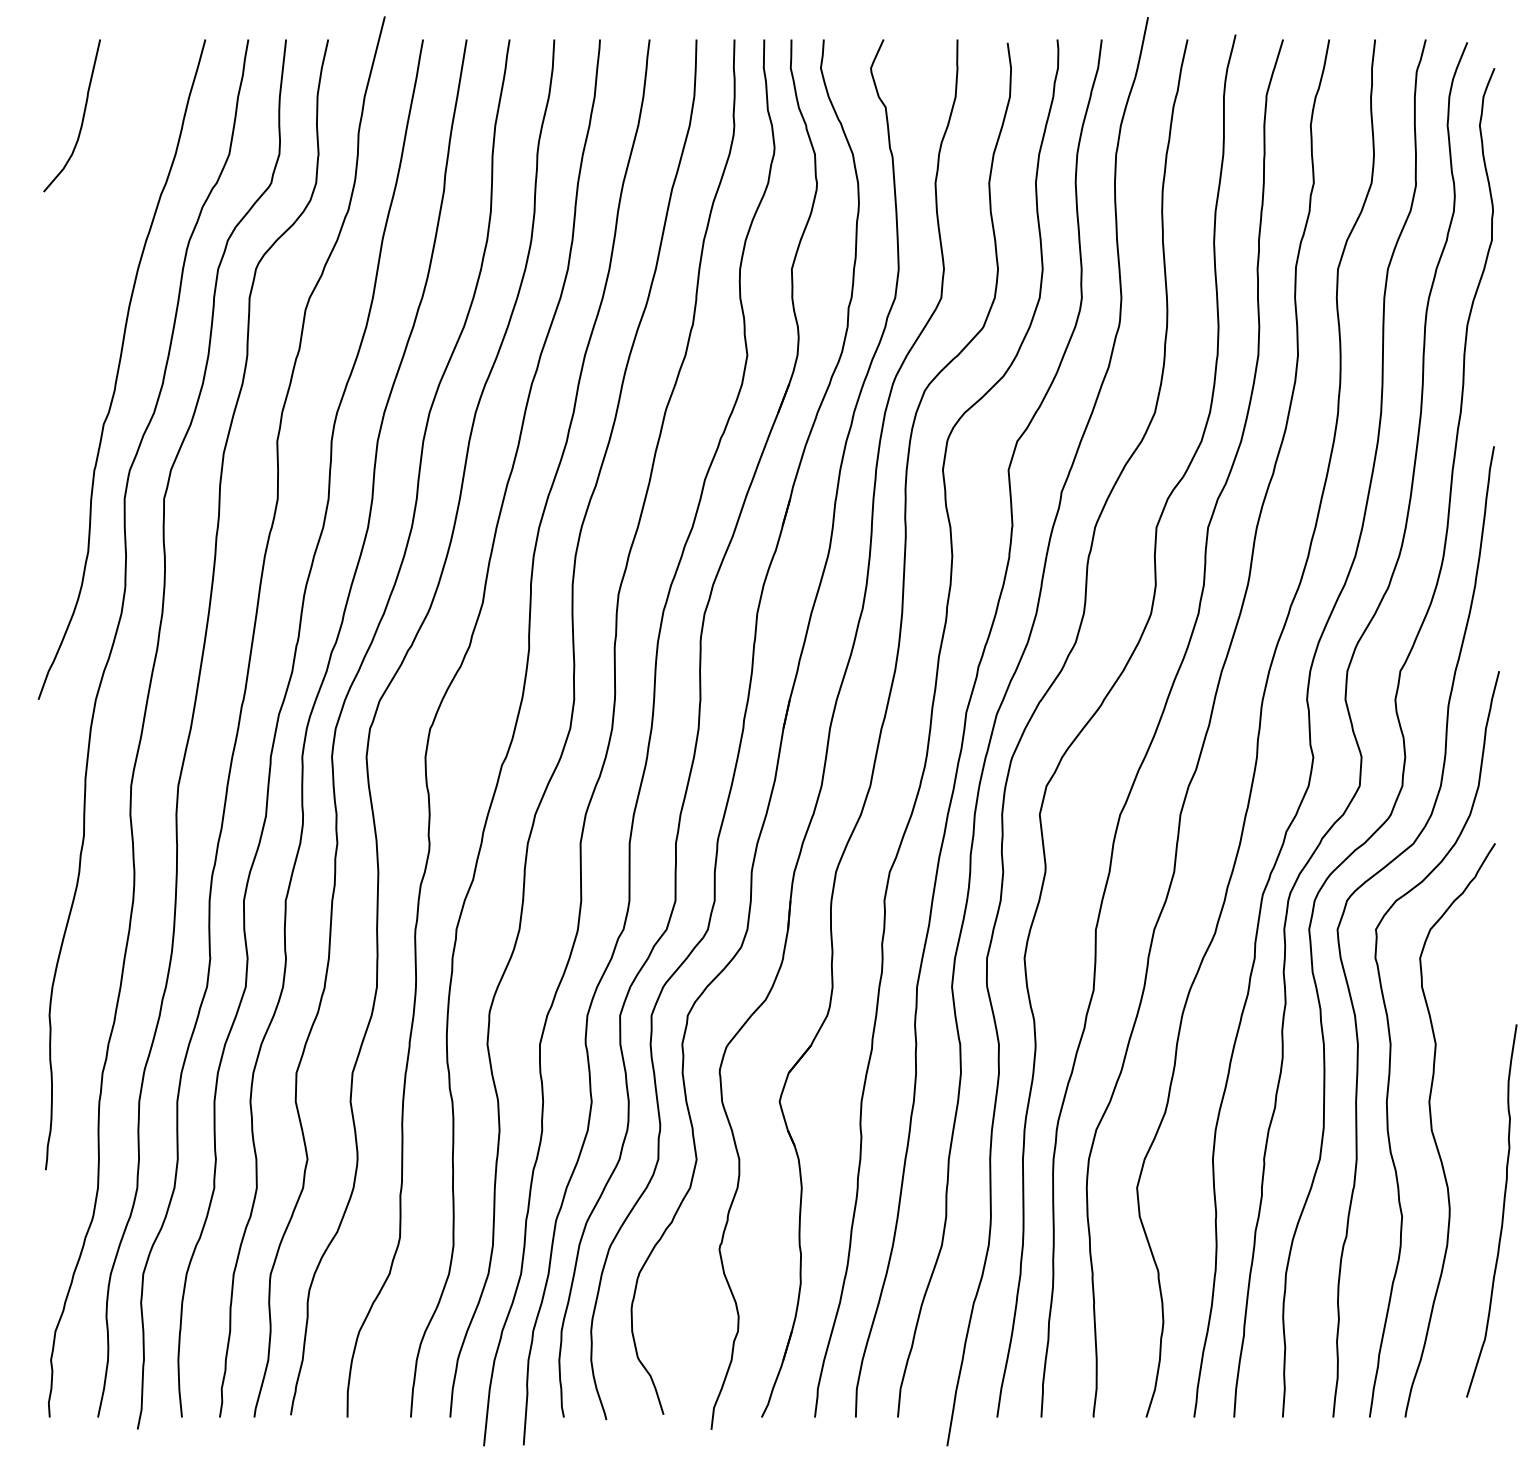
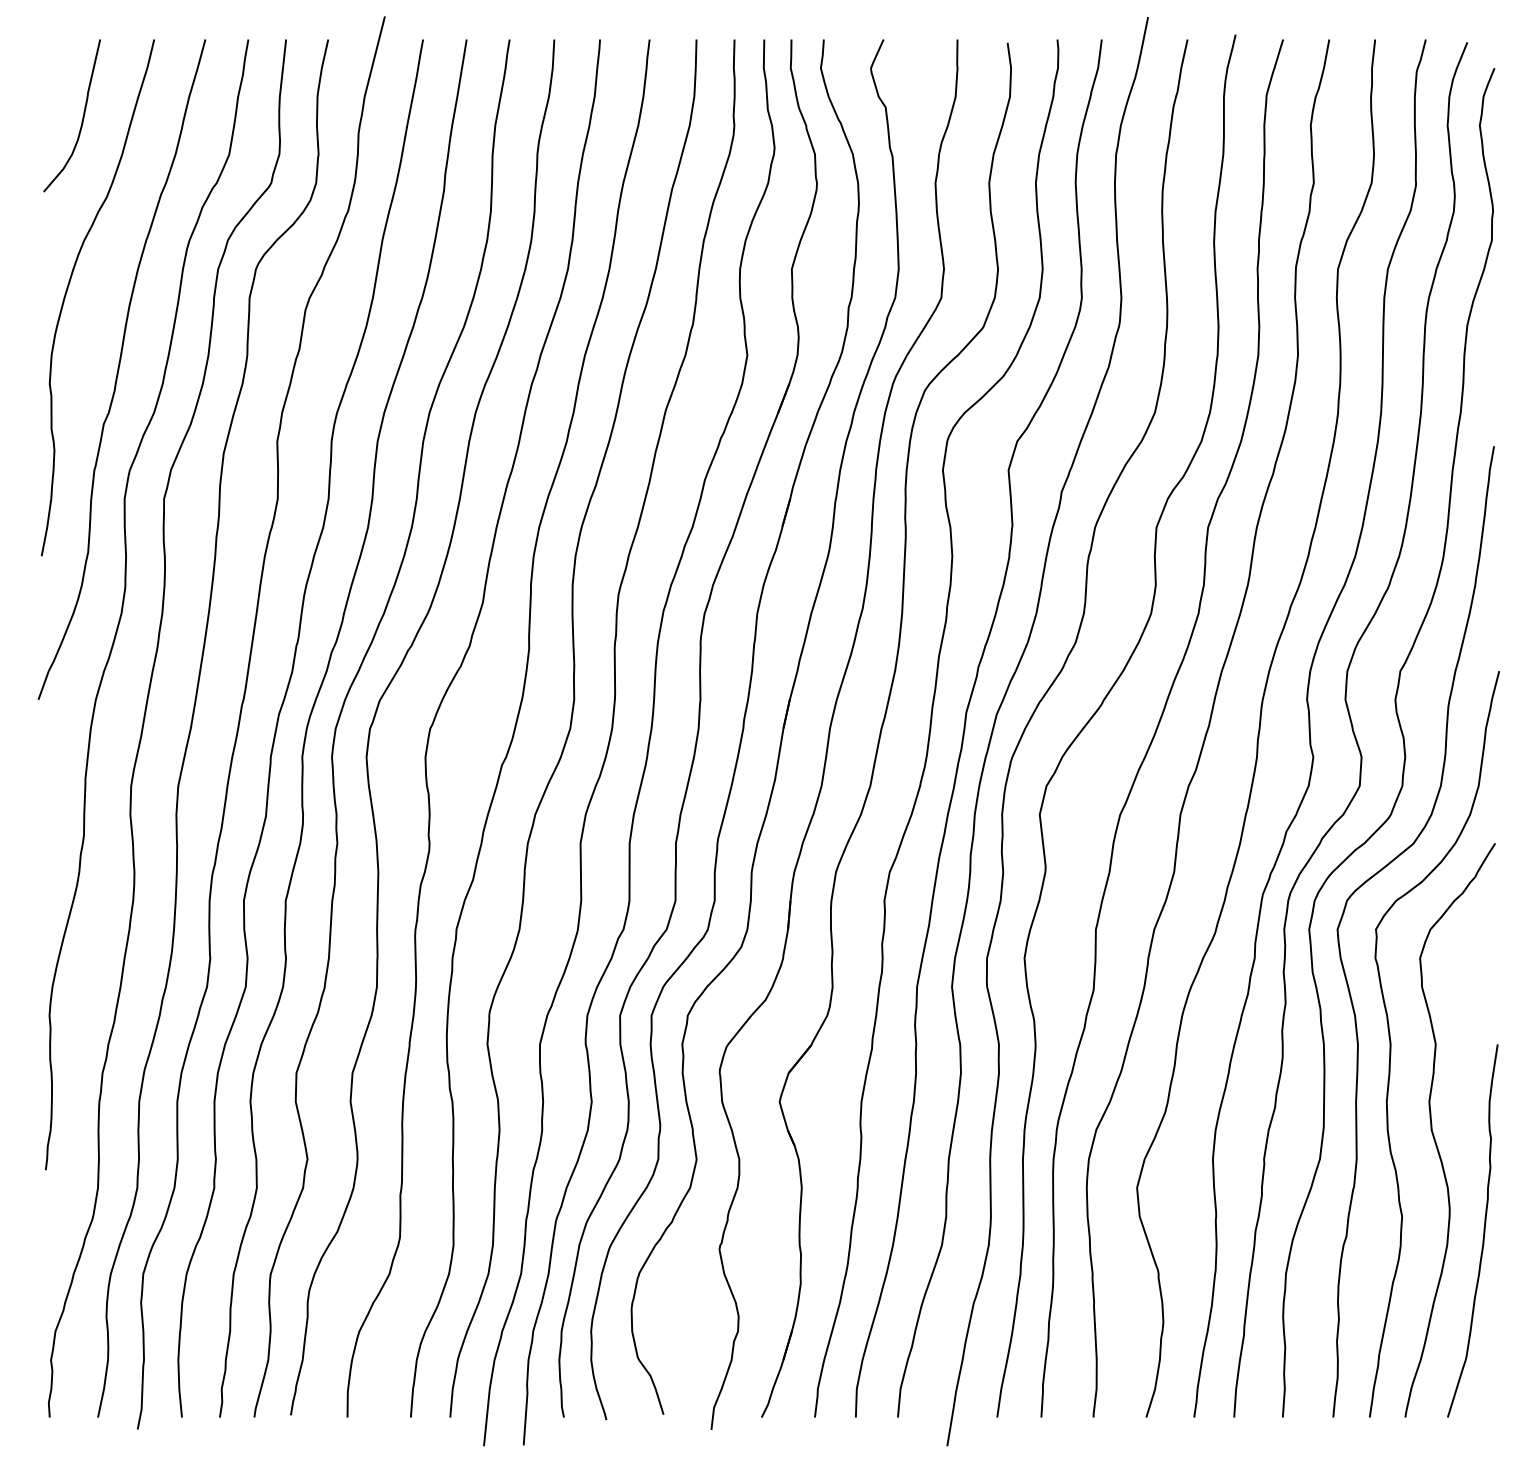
curve: none -> present (68, 288)
curve position: (1502, 1210) -> (1483, 1230) (1483, 1230)
